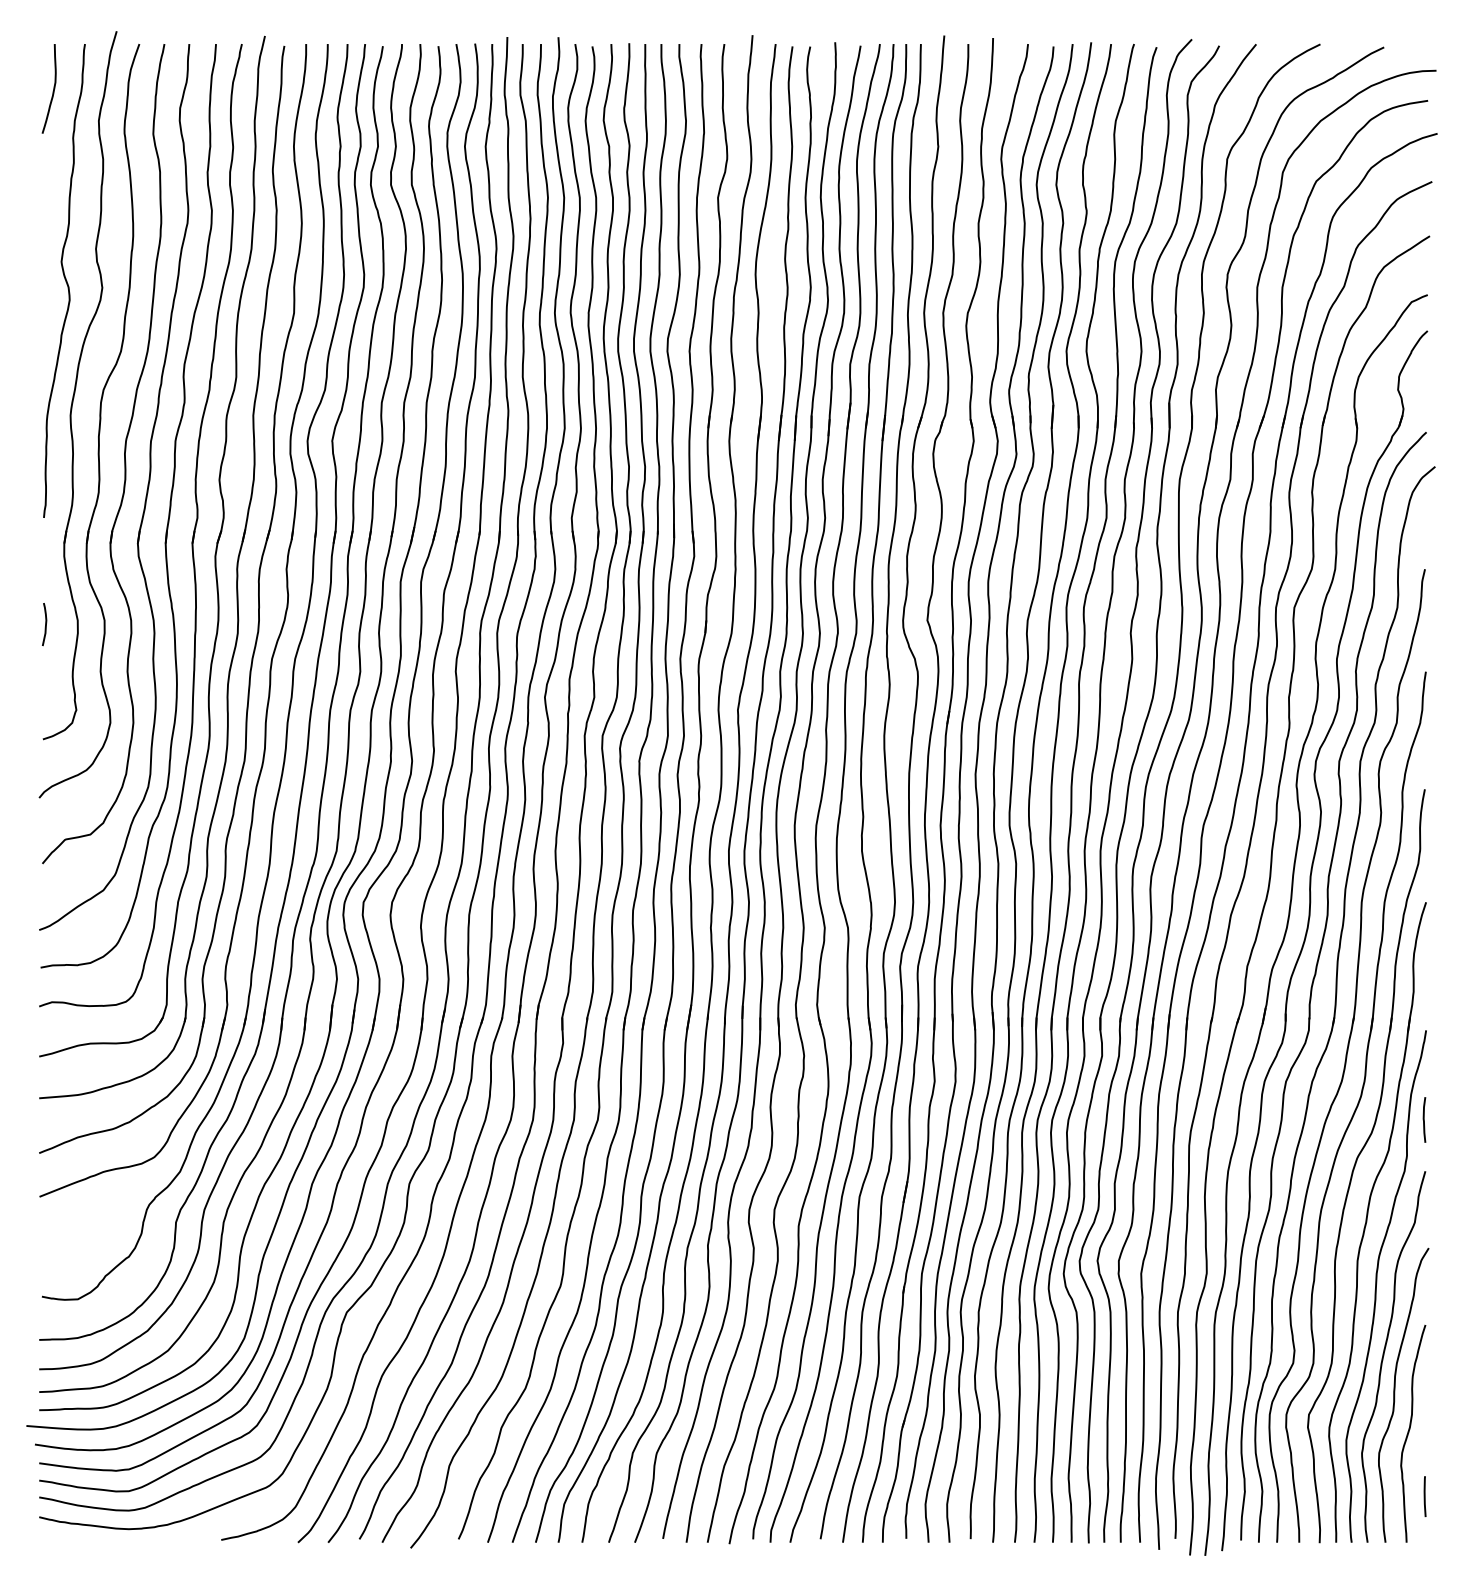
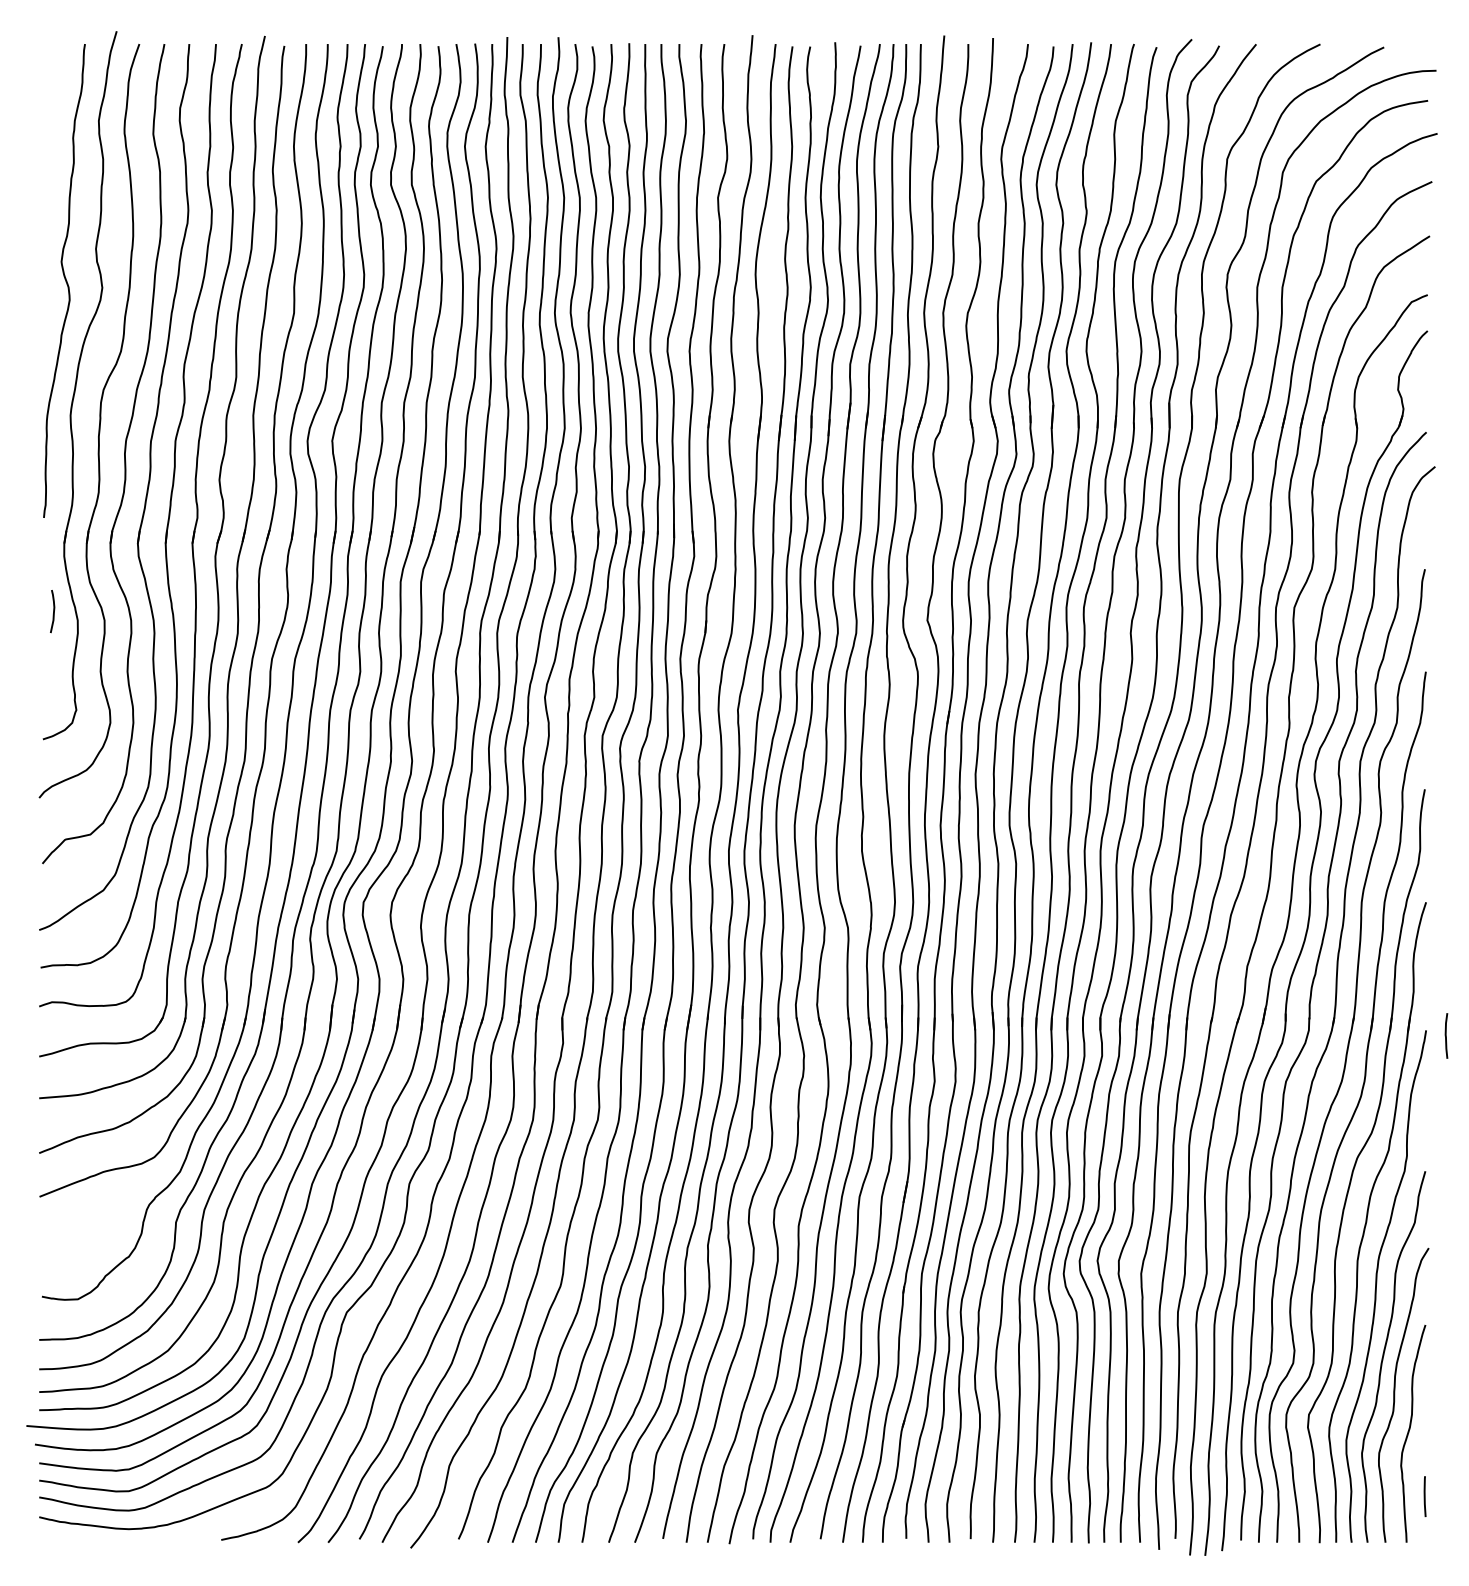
curve: present -> none (53, 88)
curve position: (45, 624) -> (53, 611) (53, 611)
curve position: (1424, 1119) -> (1446, 1035) (1446, 1035)
